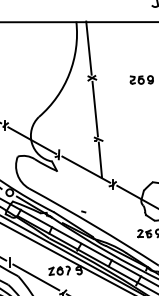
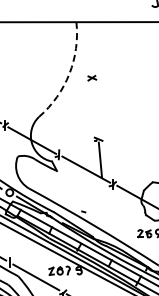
line: present -> none (88, 47)
arc: solid -> dashed (69, 73)
part: present -> none (141, 79)
line: present -> none (94, 108)
